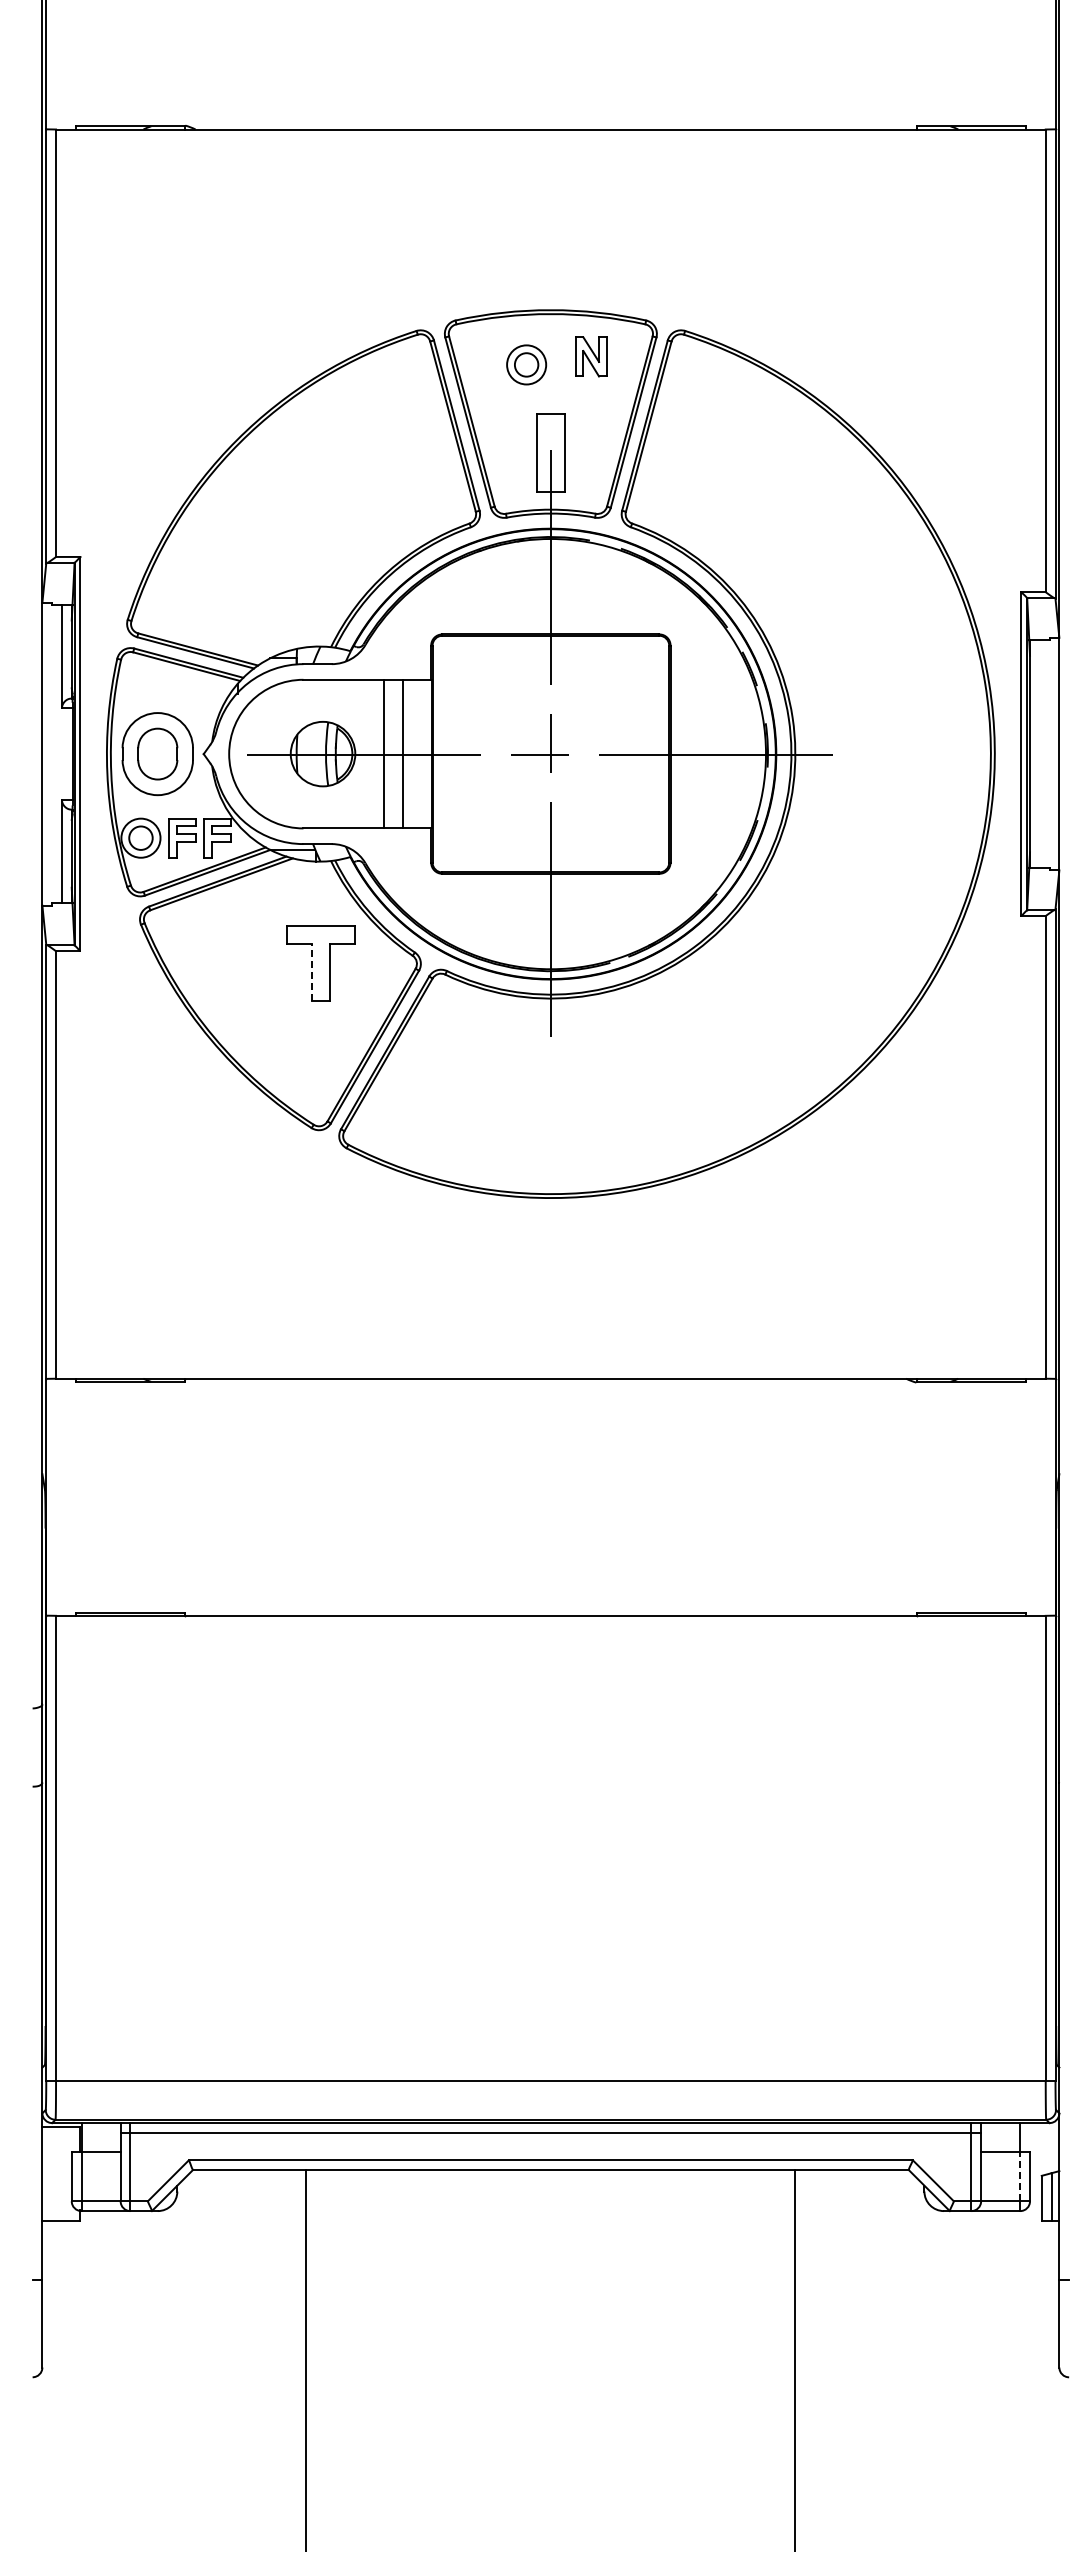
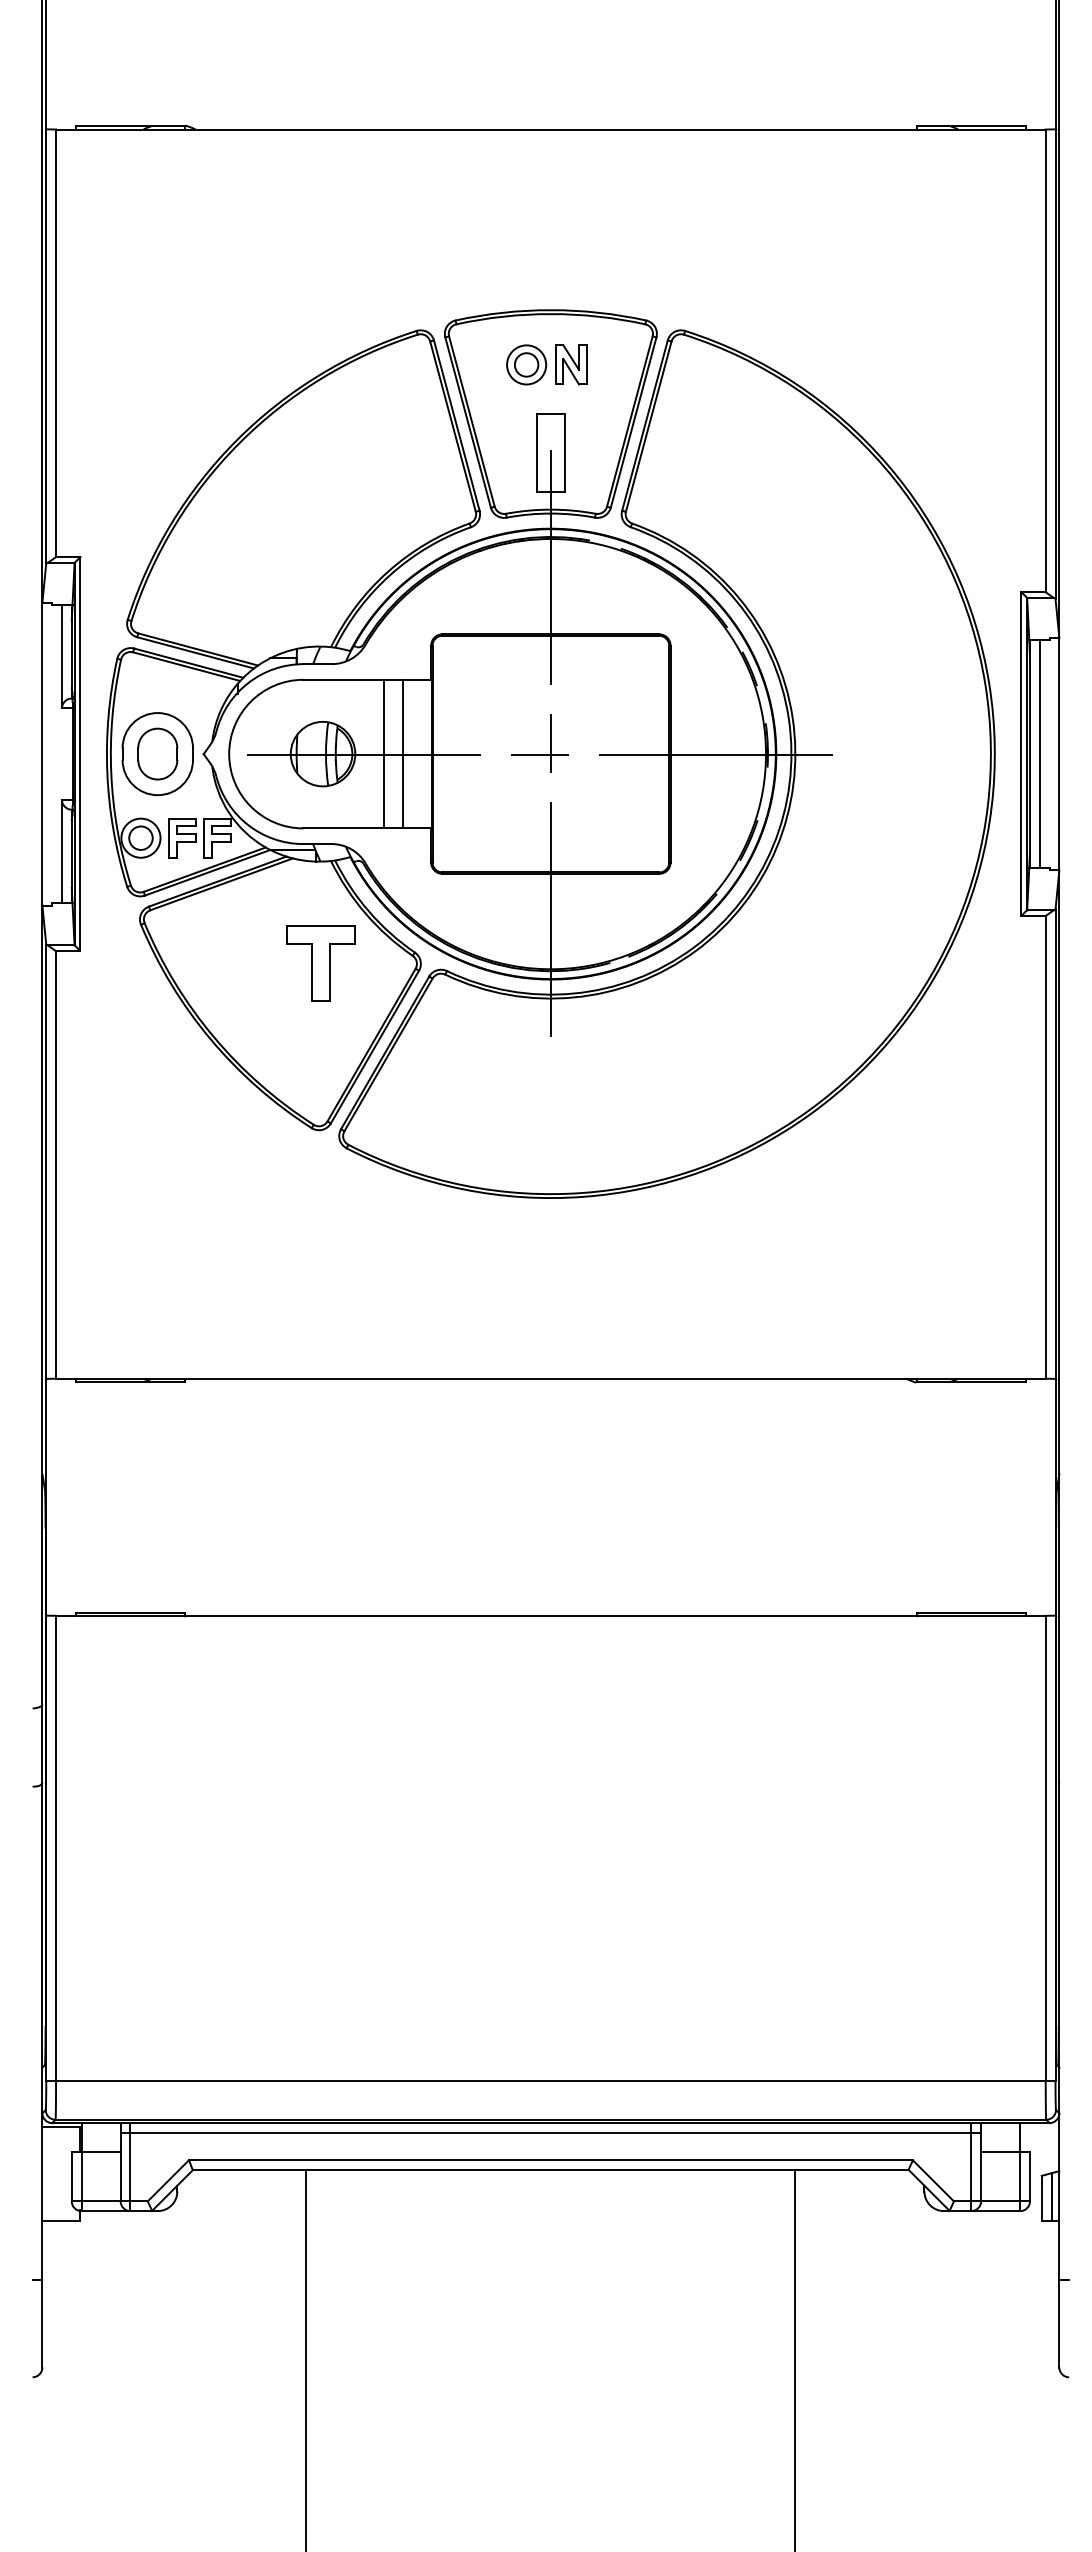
part position: (591, 356) -> (571, 364) (571, 364)
line: none -> present (1039, 754)
line: dashed -> solid (312, 971)
line: dashed -> solid (1020, 2176)
